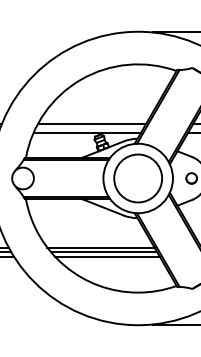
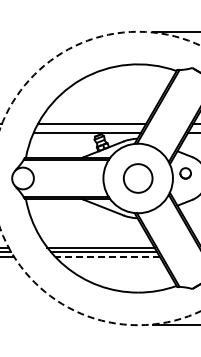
circle: solid -> dashed (100, 178)
circle diameter: 48 px -> 29 px (137, 178)
circle position: (191, 178) -> (185, 173) (185, 173)
line: solid -> dashed (106, 256)
